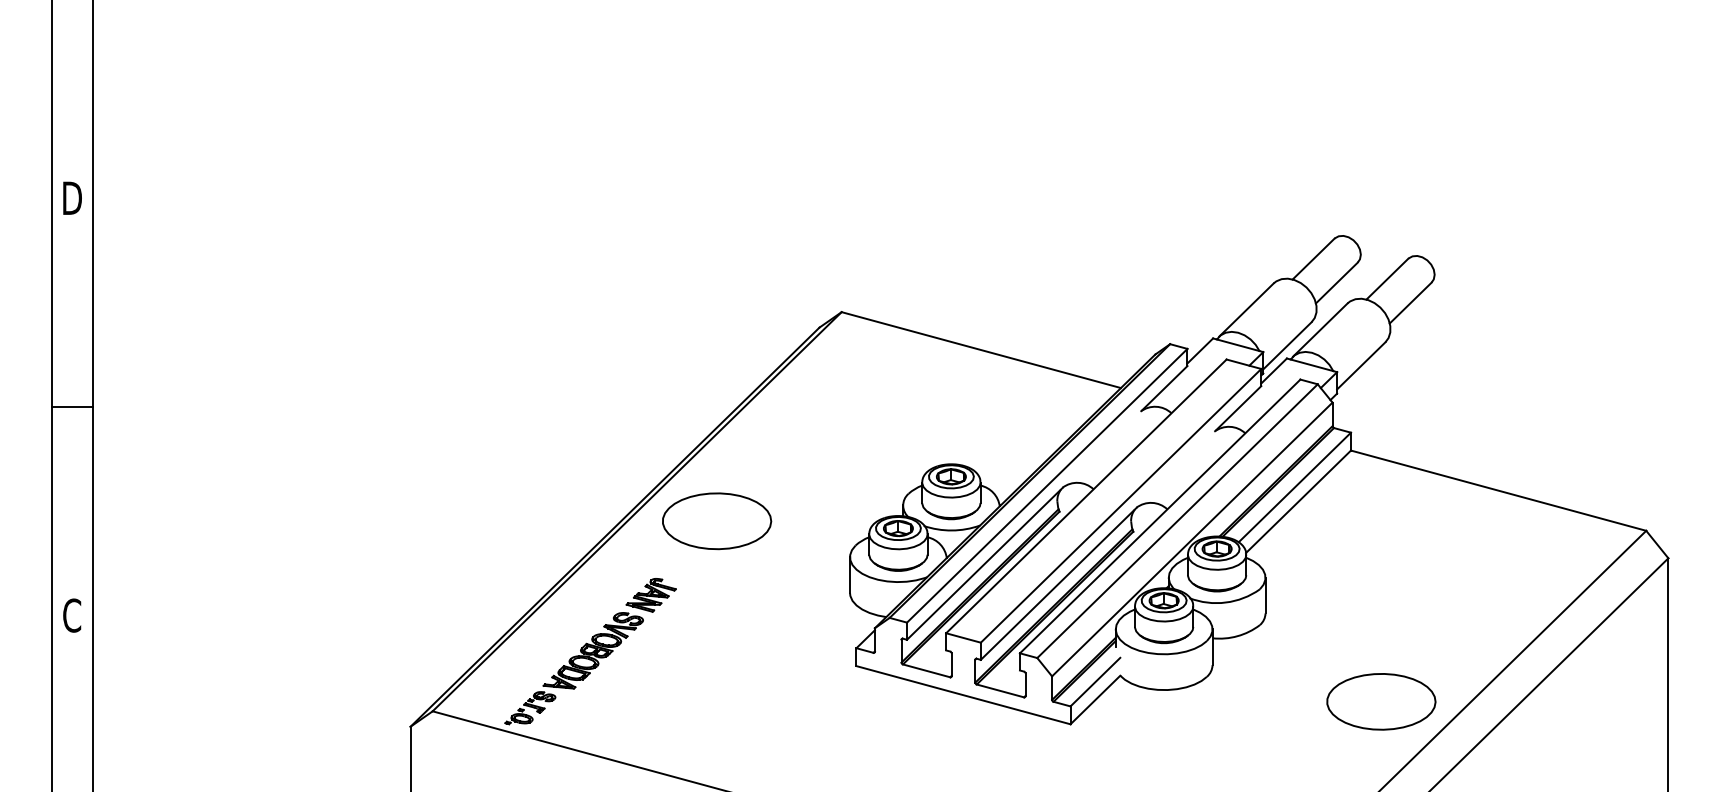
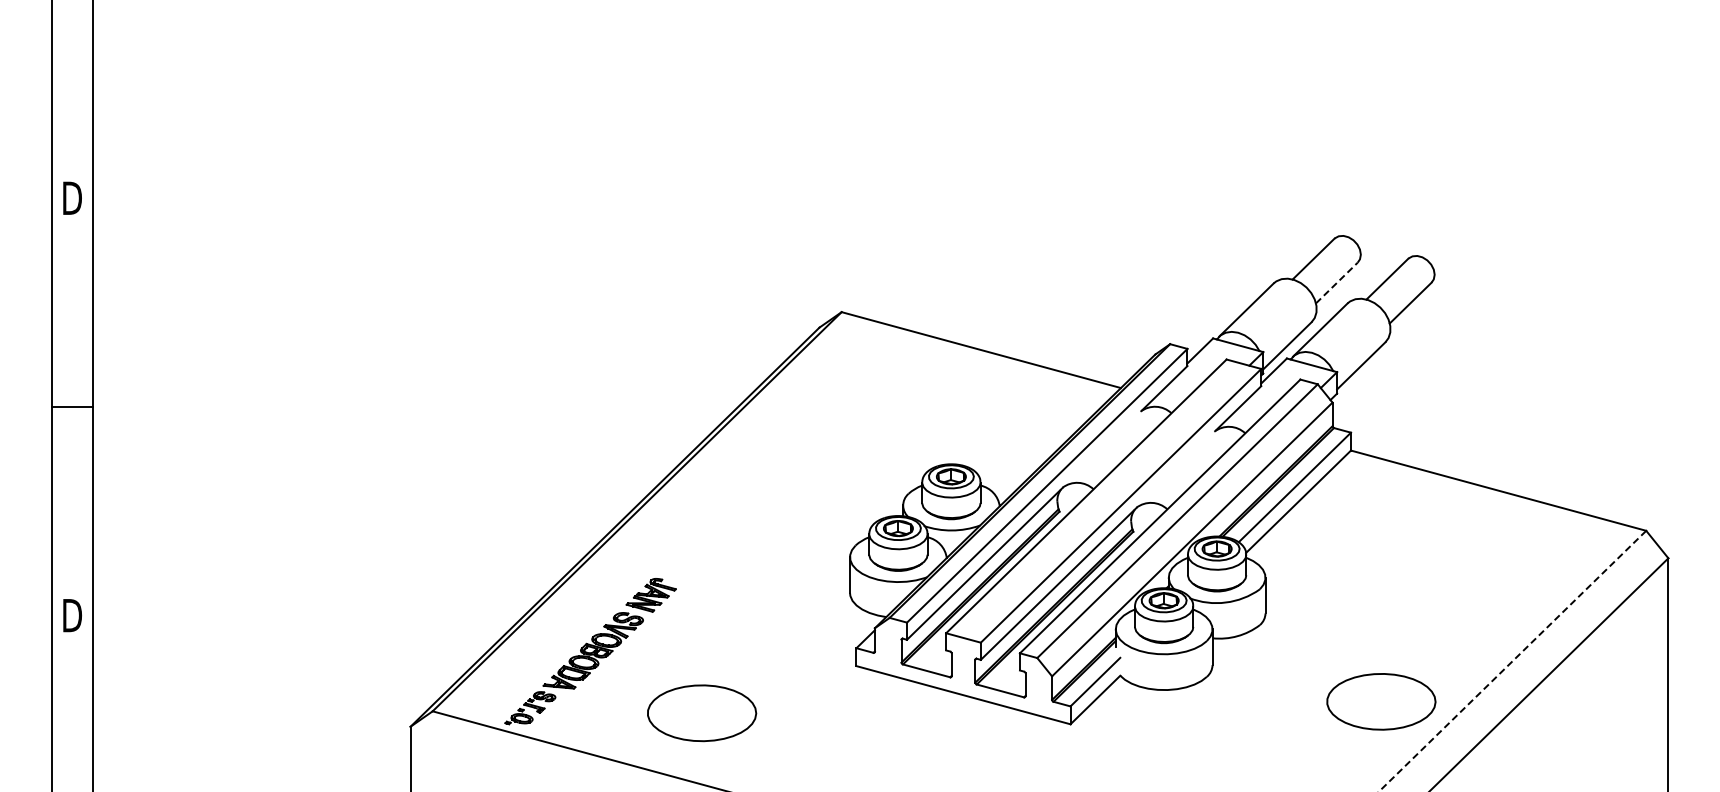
line: solid -> dashed (1337, 282)
part position: (717, 521) -> (702, 713) (702, 713)
text: C -> D (72, 615)
line: solid -> dashed (1512, 661)
